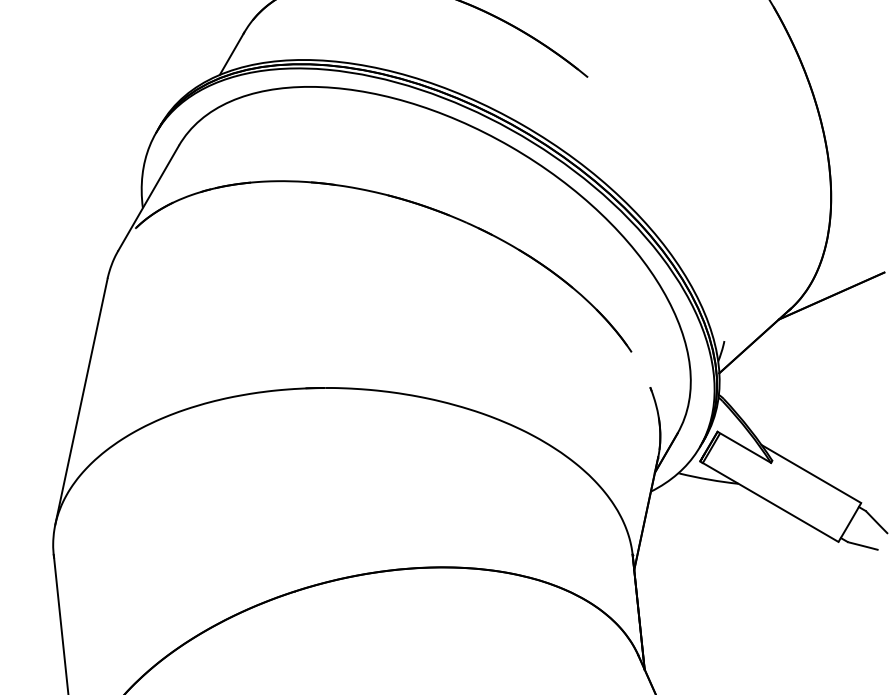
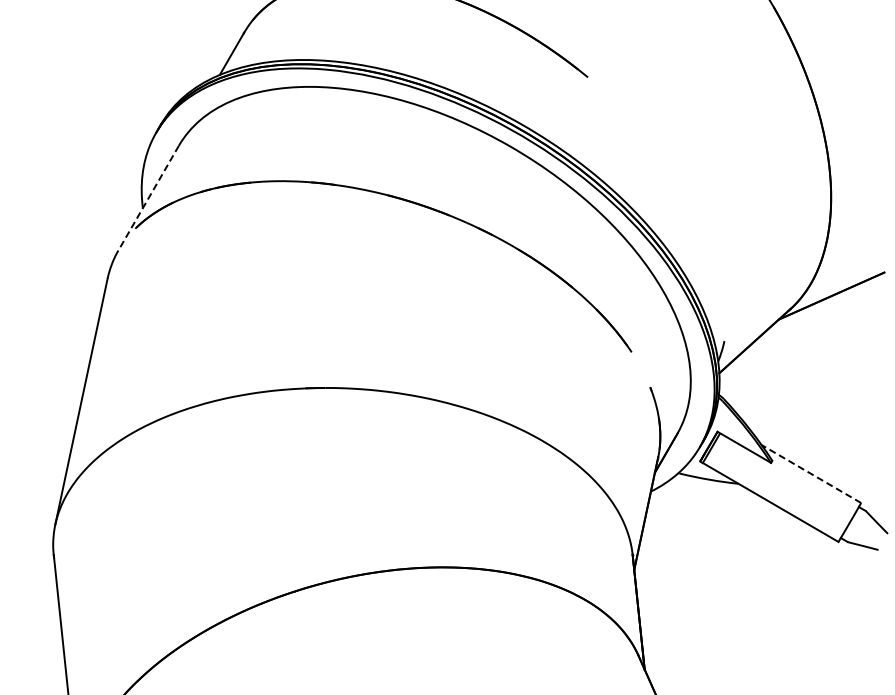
line: solid -> dashed (148, 198)
line: solid -> dashed (811, 474)
